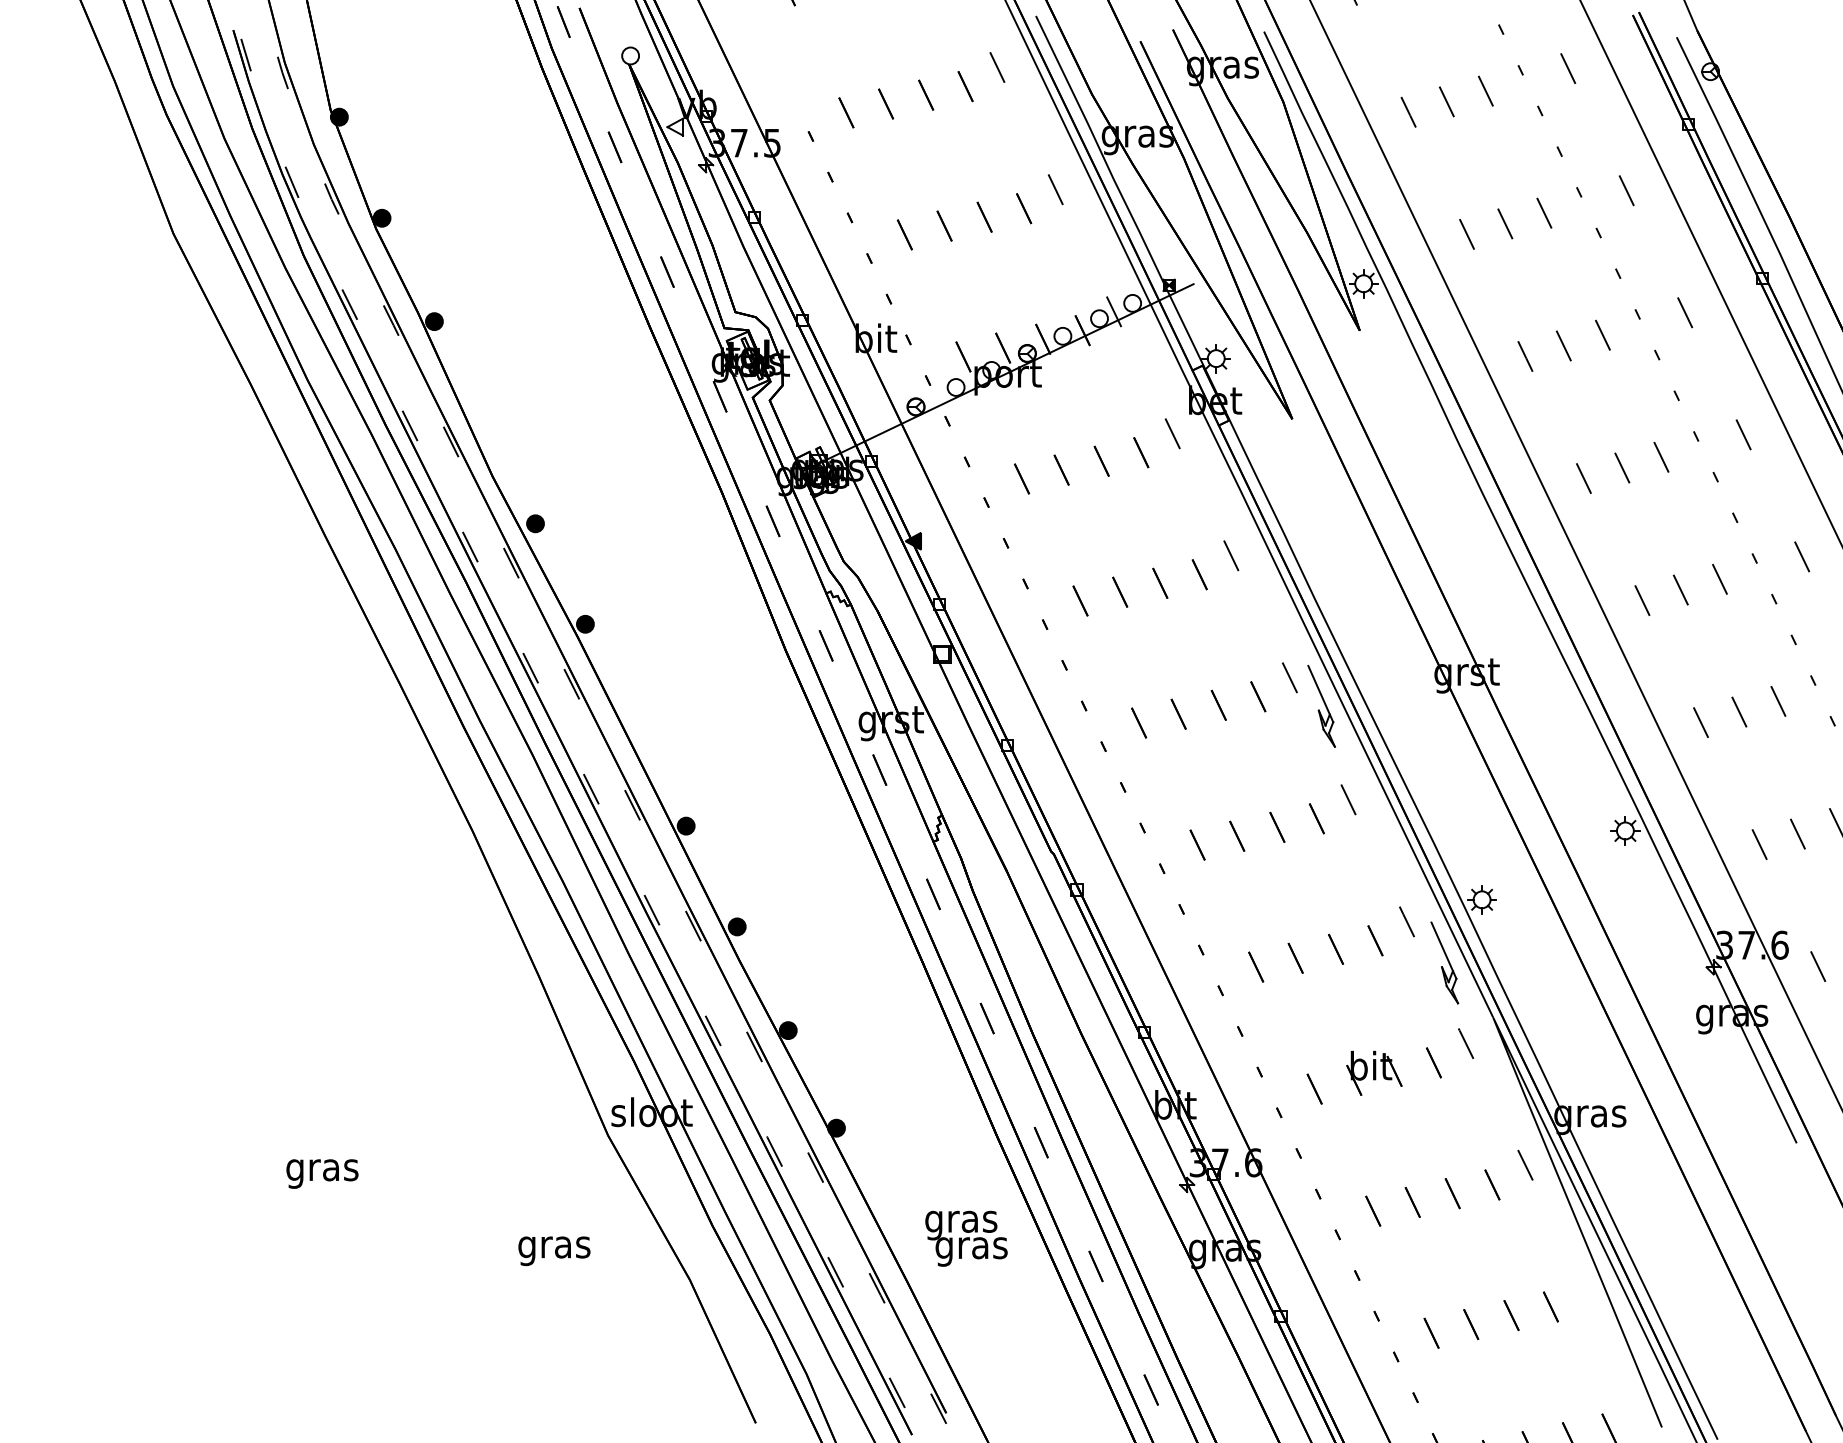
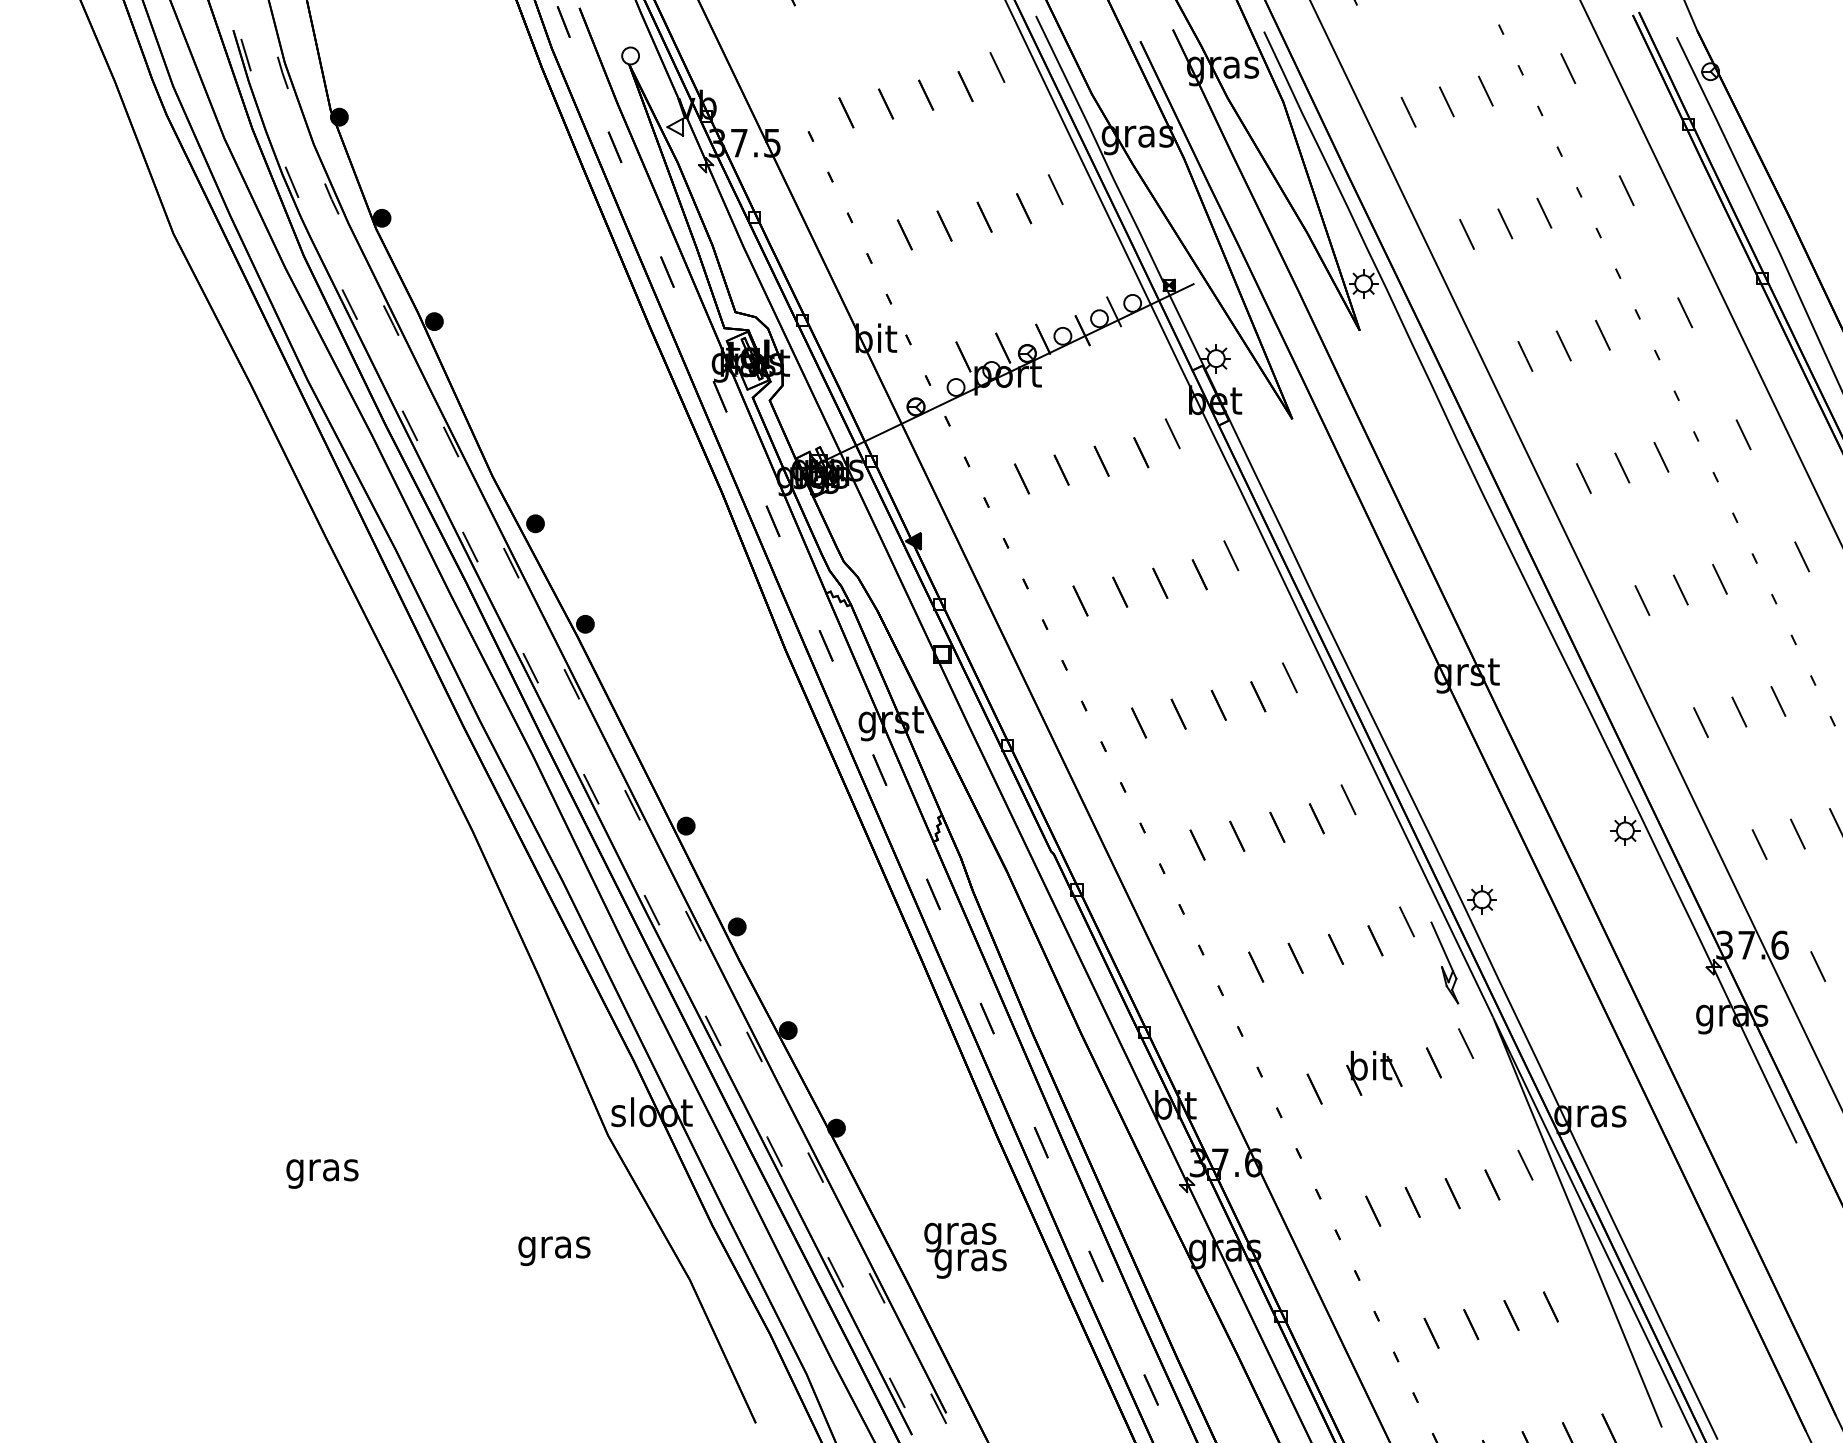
part: present -> none (1321, 706)
text position: (966, 1238) -> (965, 1250) (965, 1250)
